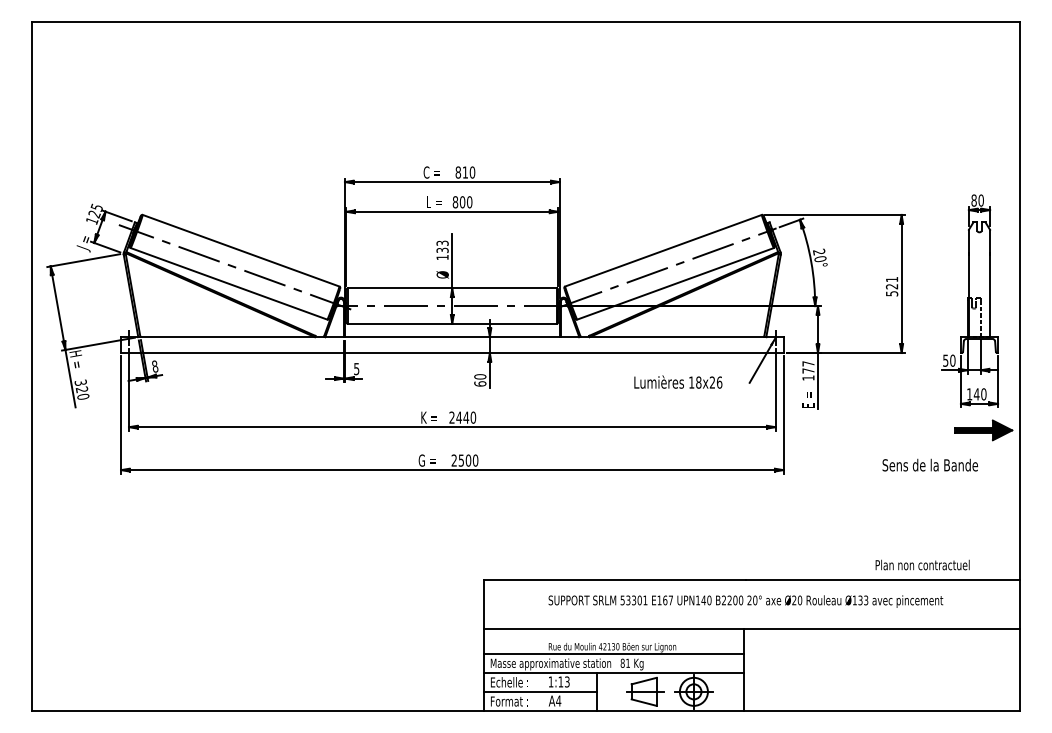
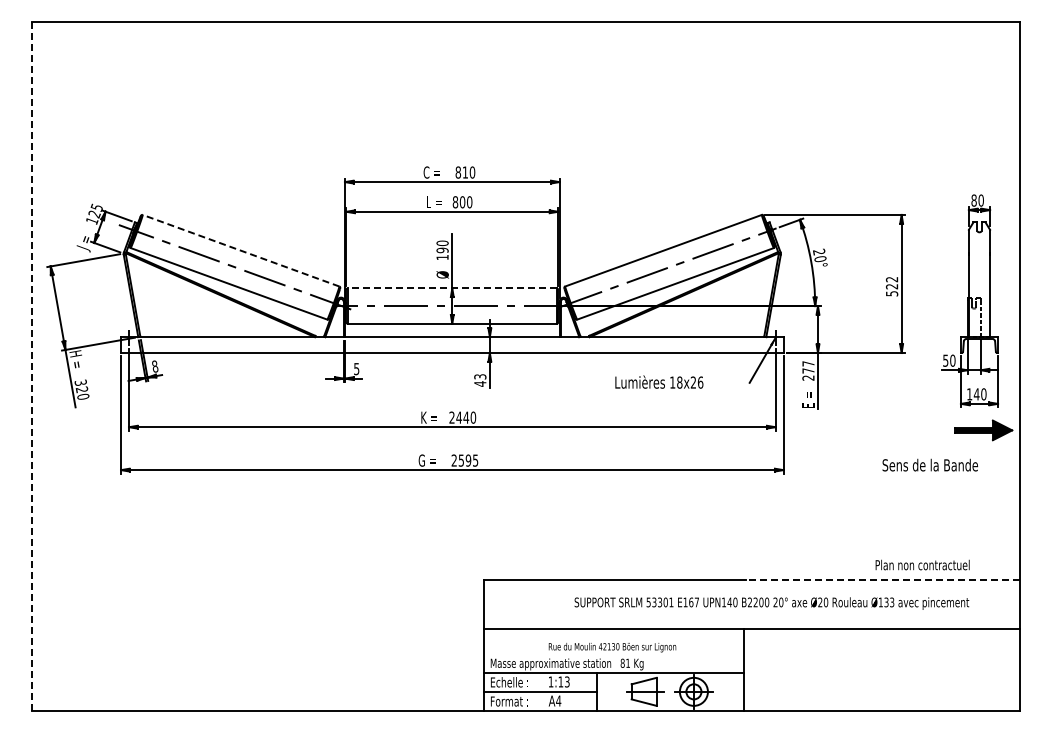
text: 133 -> 190 (442, 246)
line: solid -> dashed (241, 250)
text: 521 -> 522 (891, 279)
line: solid -> dashed (452, 288)
line: solid -> dashed (31, 366)
text: 177 -> 277 (808, 377)
text: 60 -> 43 (480, 380)
text position: (678, 381) -> (659, 381) (659, 381)
text: 2500 -> 2595 (471, 460)
line: solid -> dashed (882, 580)
text position: (745, 601) -> (771, 603) (771, 603)
line: present -> none (613, 654)
